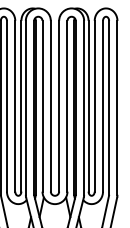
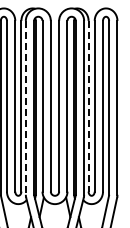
line: solid -> dashed (88, 106)
line: solid -> dashed (25, 107)
